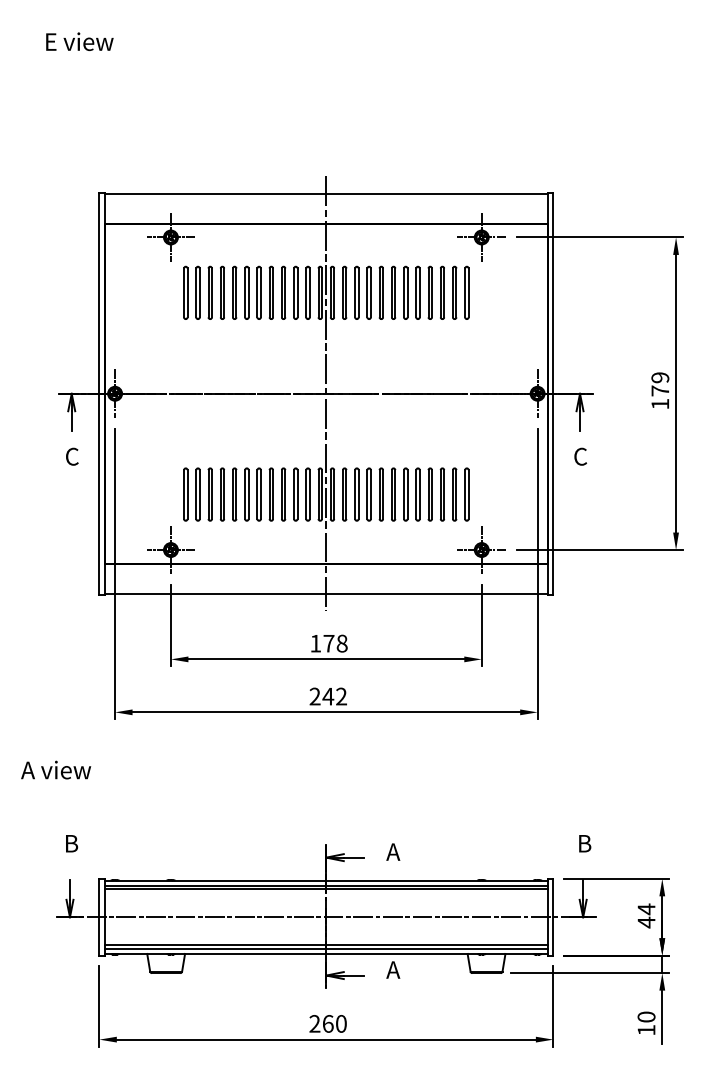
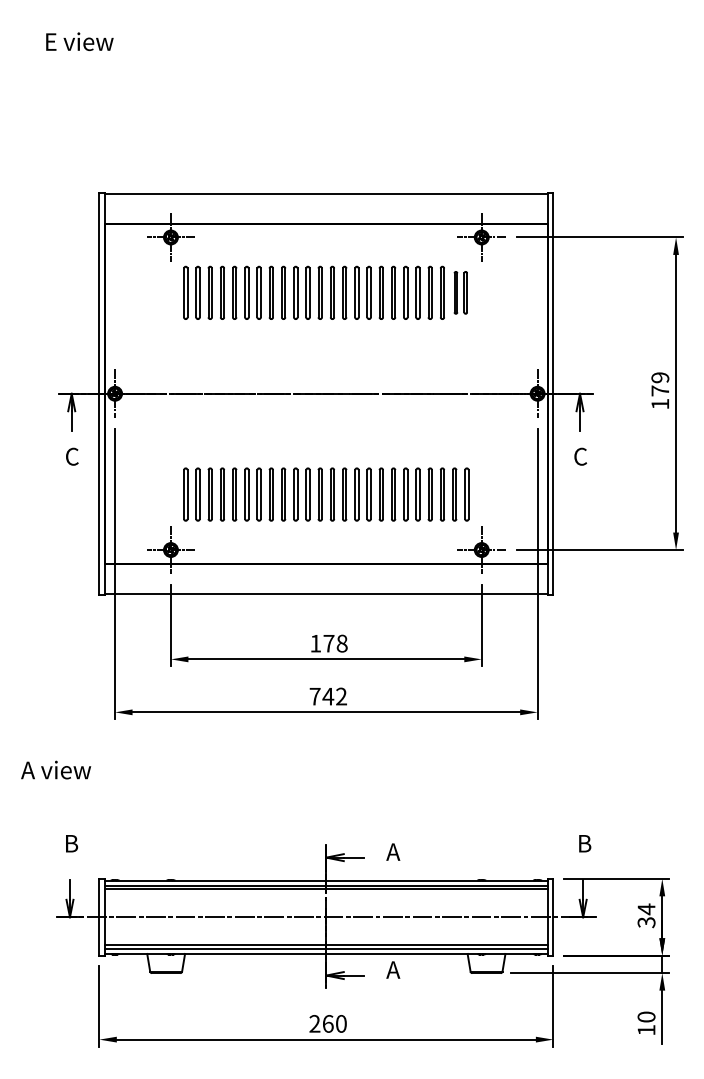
part size: 18x55 px -> 15x44 px (460, 292)
line: present -> none (326, 393)
text: 242 -> 742 (314, 696)
text: 44 -> 34 (646, 922)
